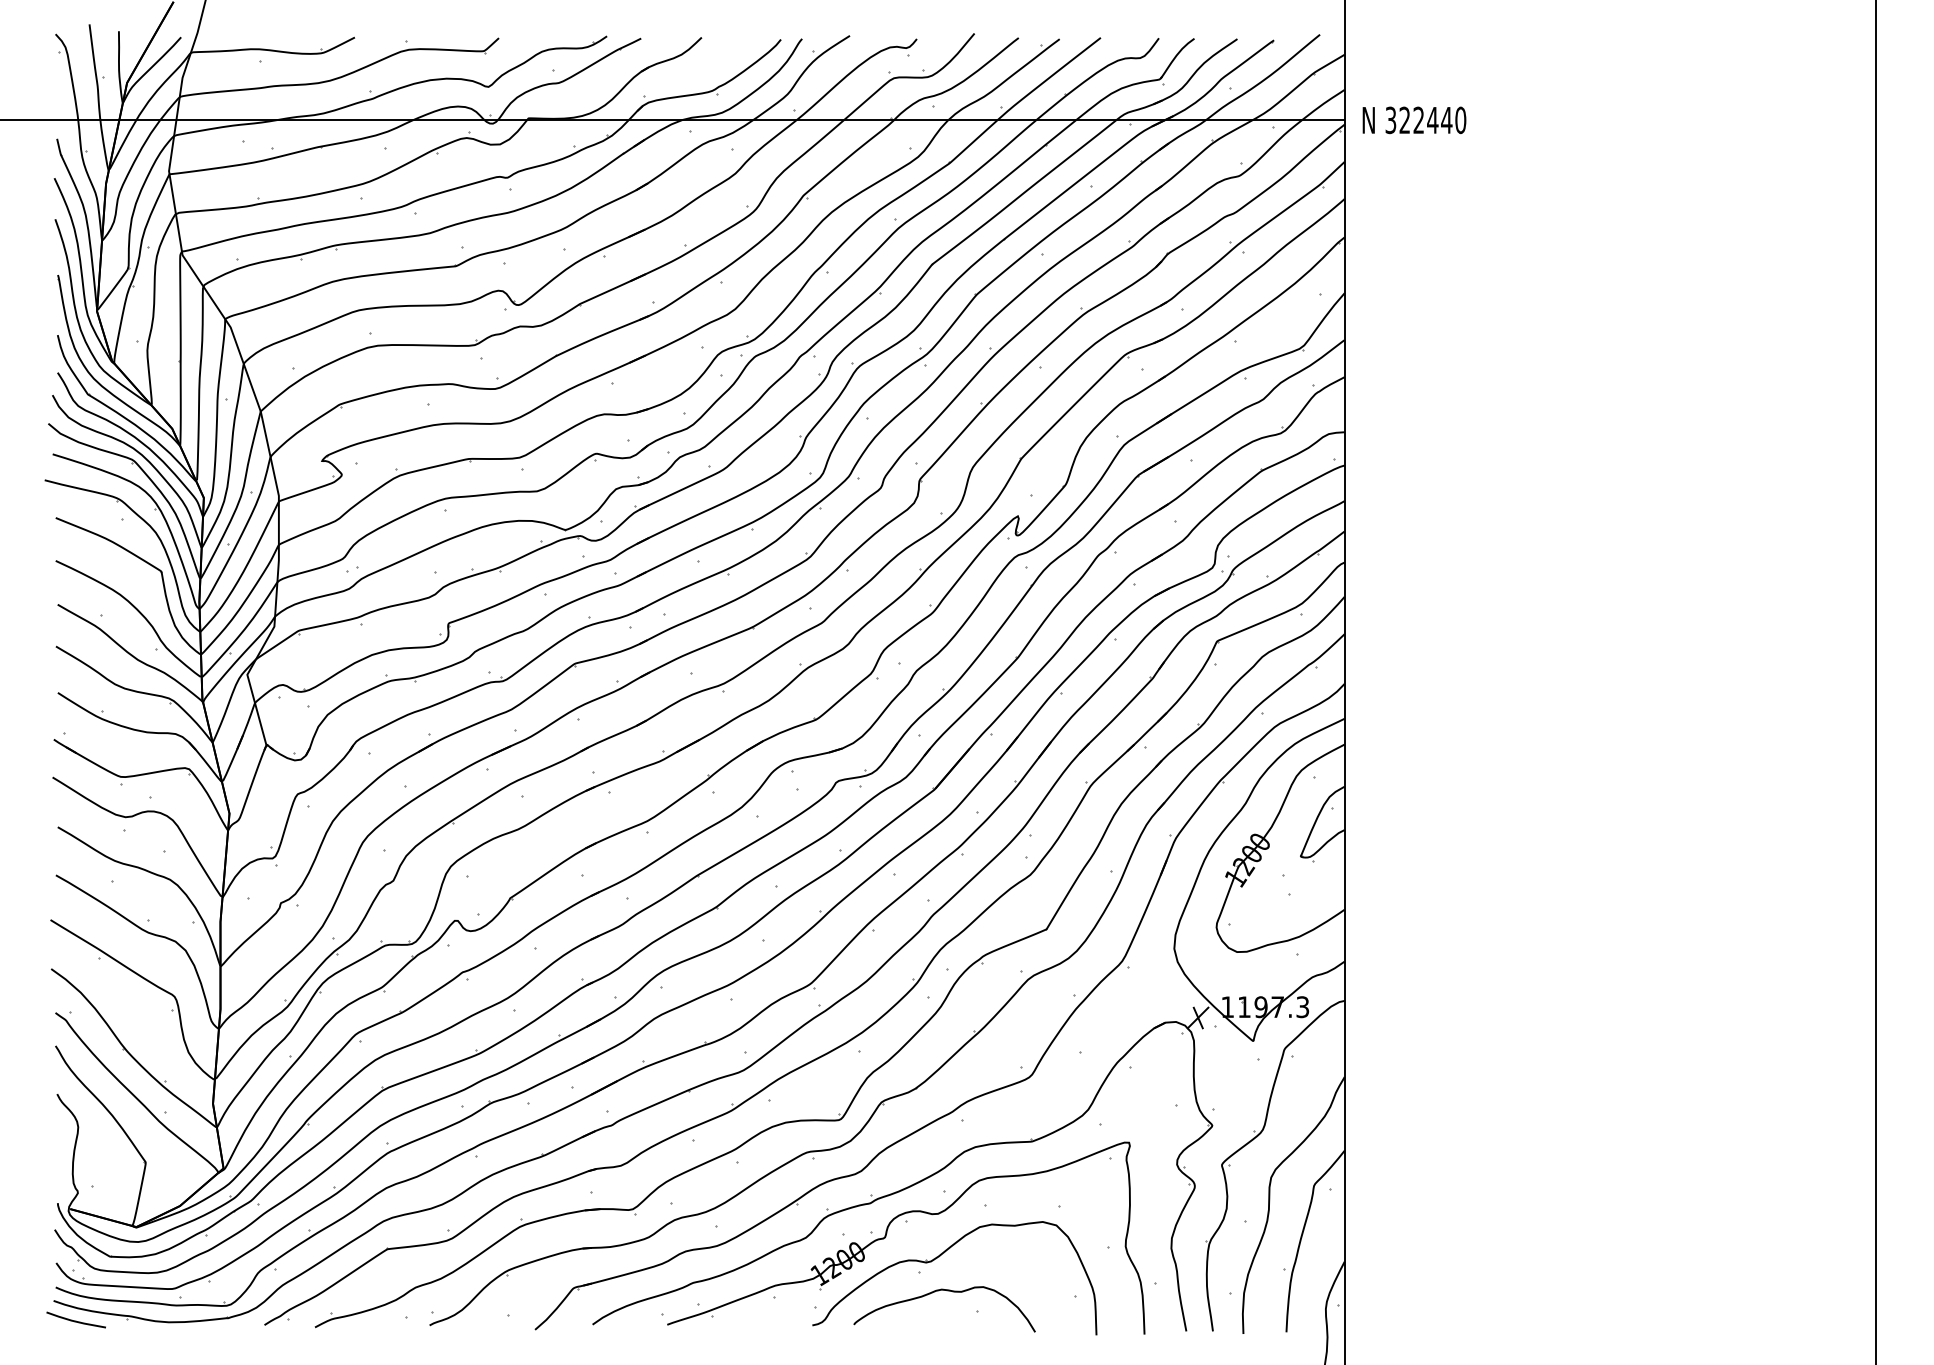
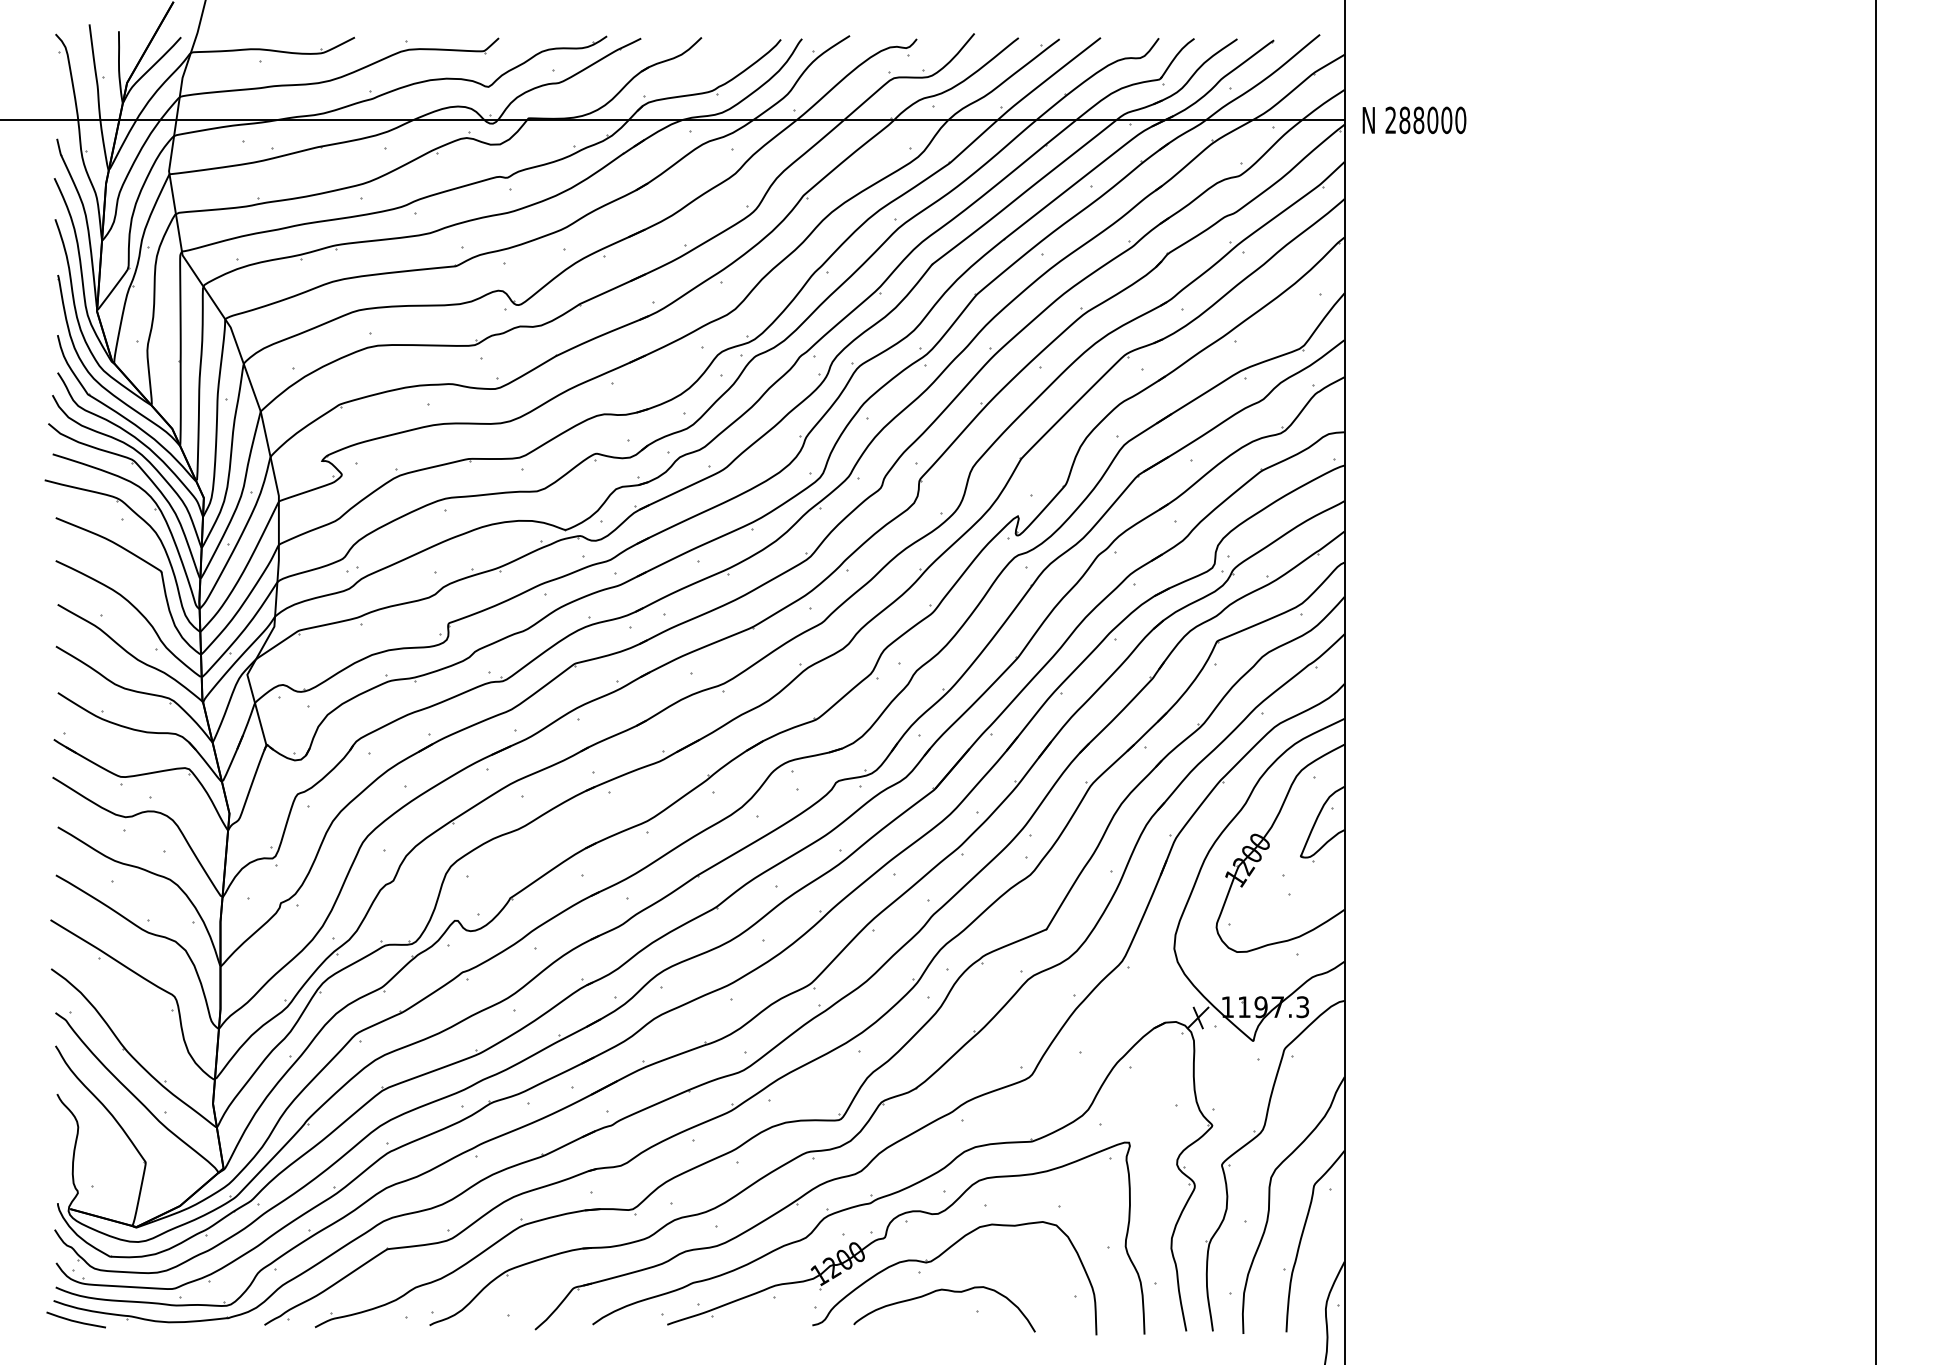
text: 322440 -> 288000 (1418, 120)
